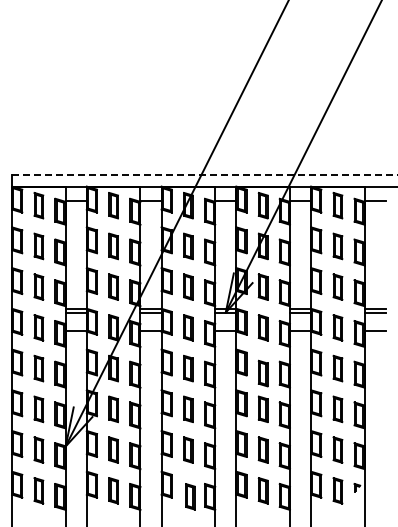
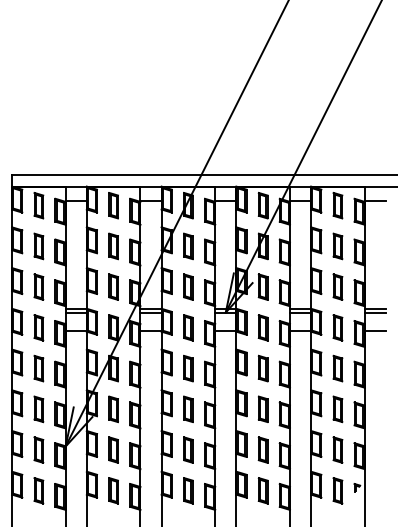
line: dashed -> solid (205, 174)
part position: (262, 373) -> (262, 368) (262, 368)
part position: (190, 496) -> (188, 490) (188, 490)
